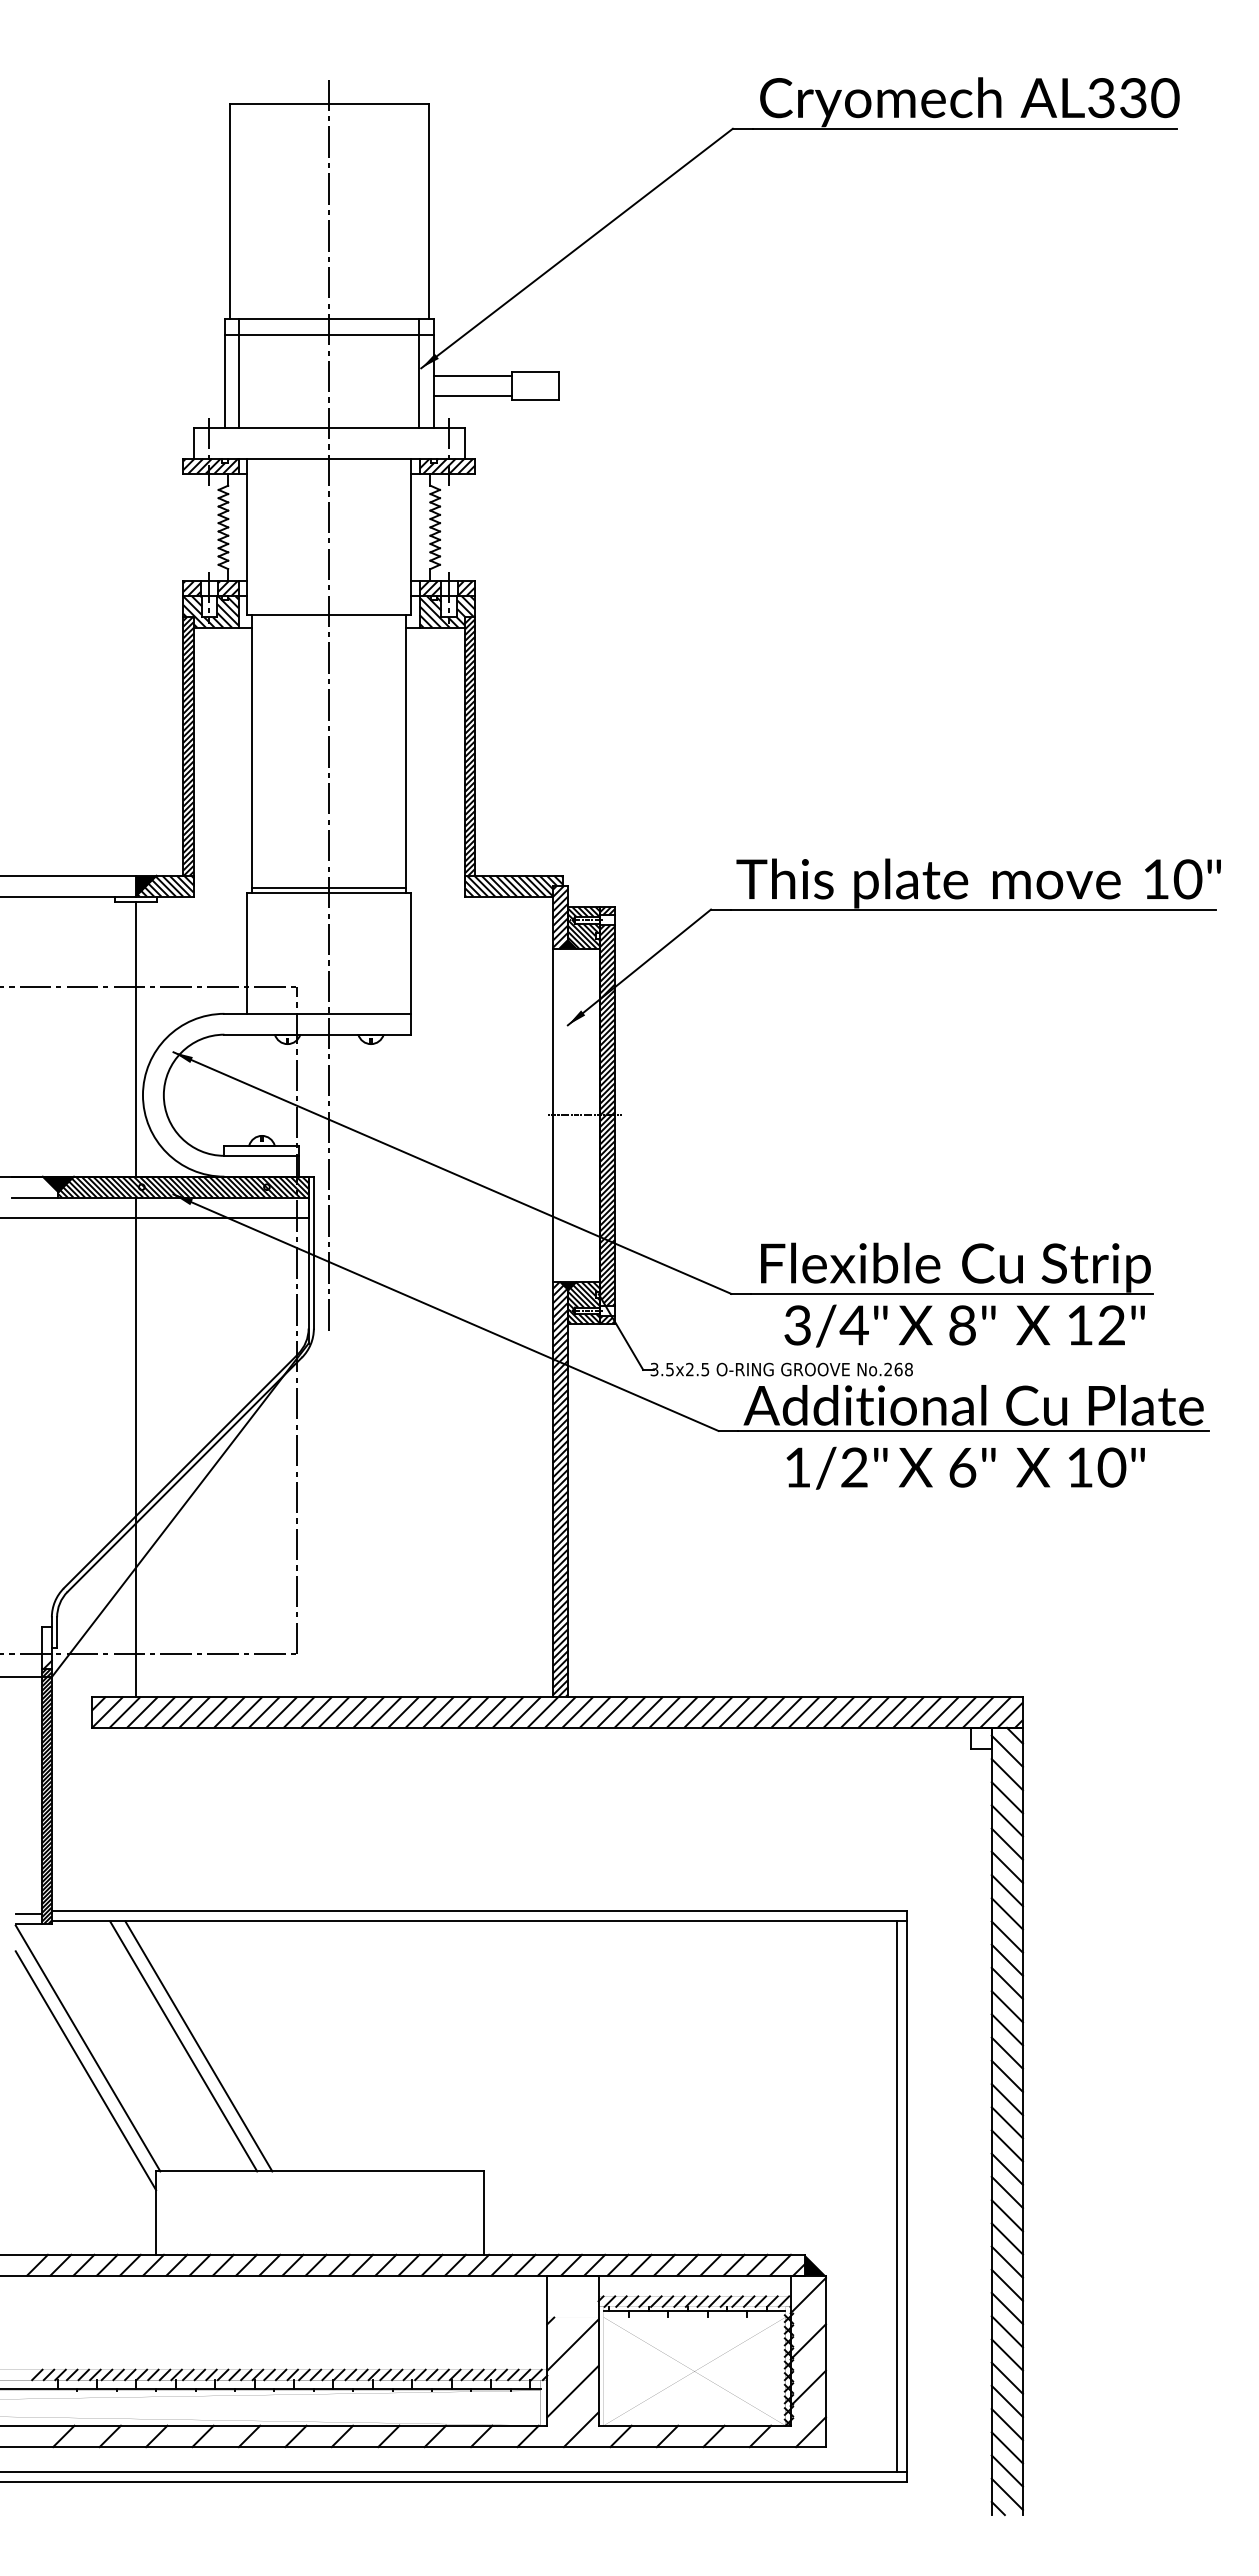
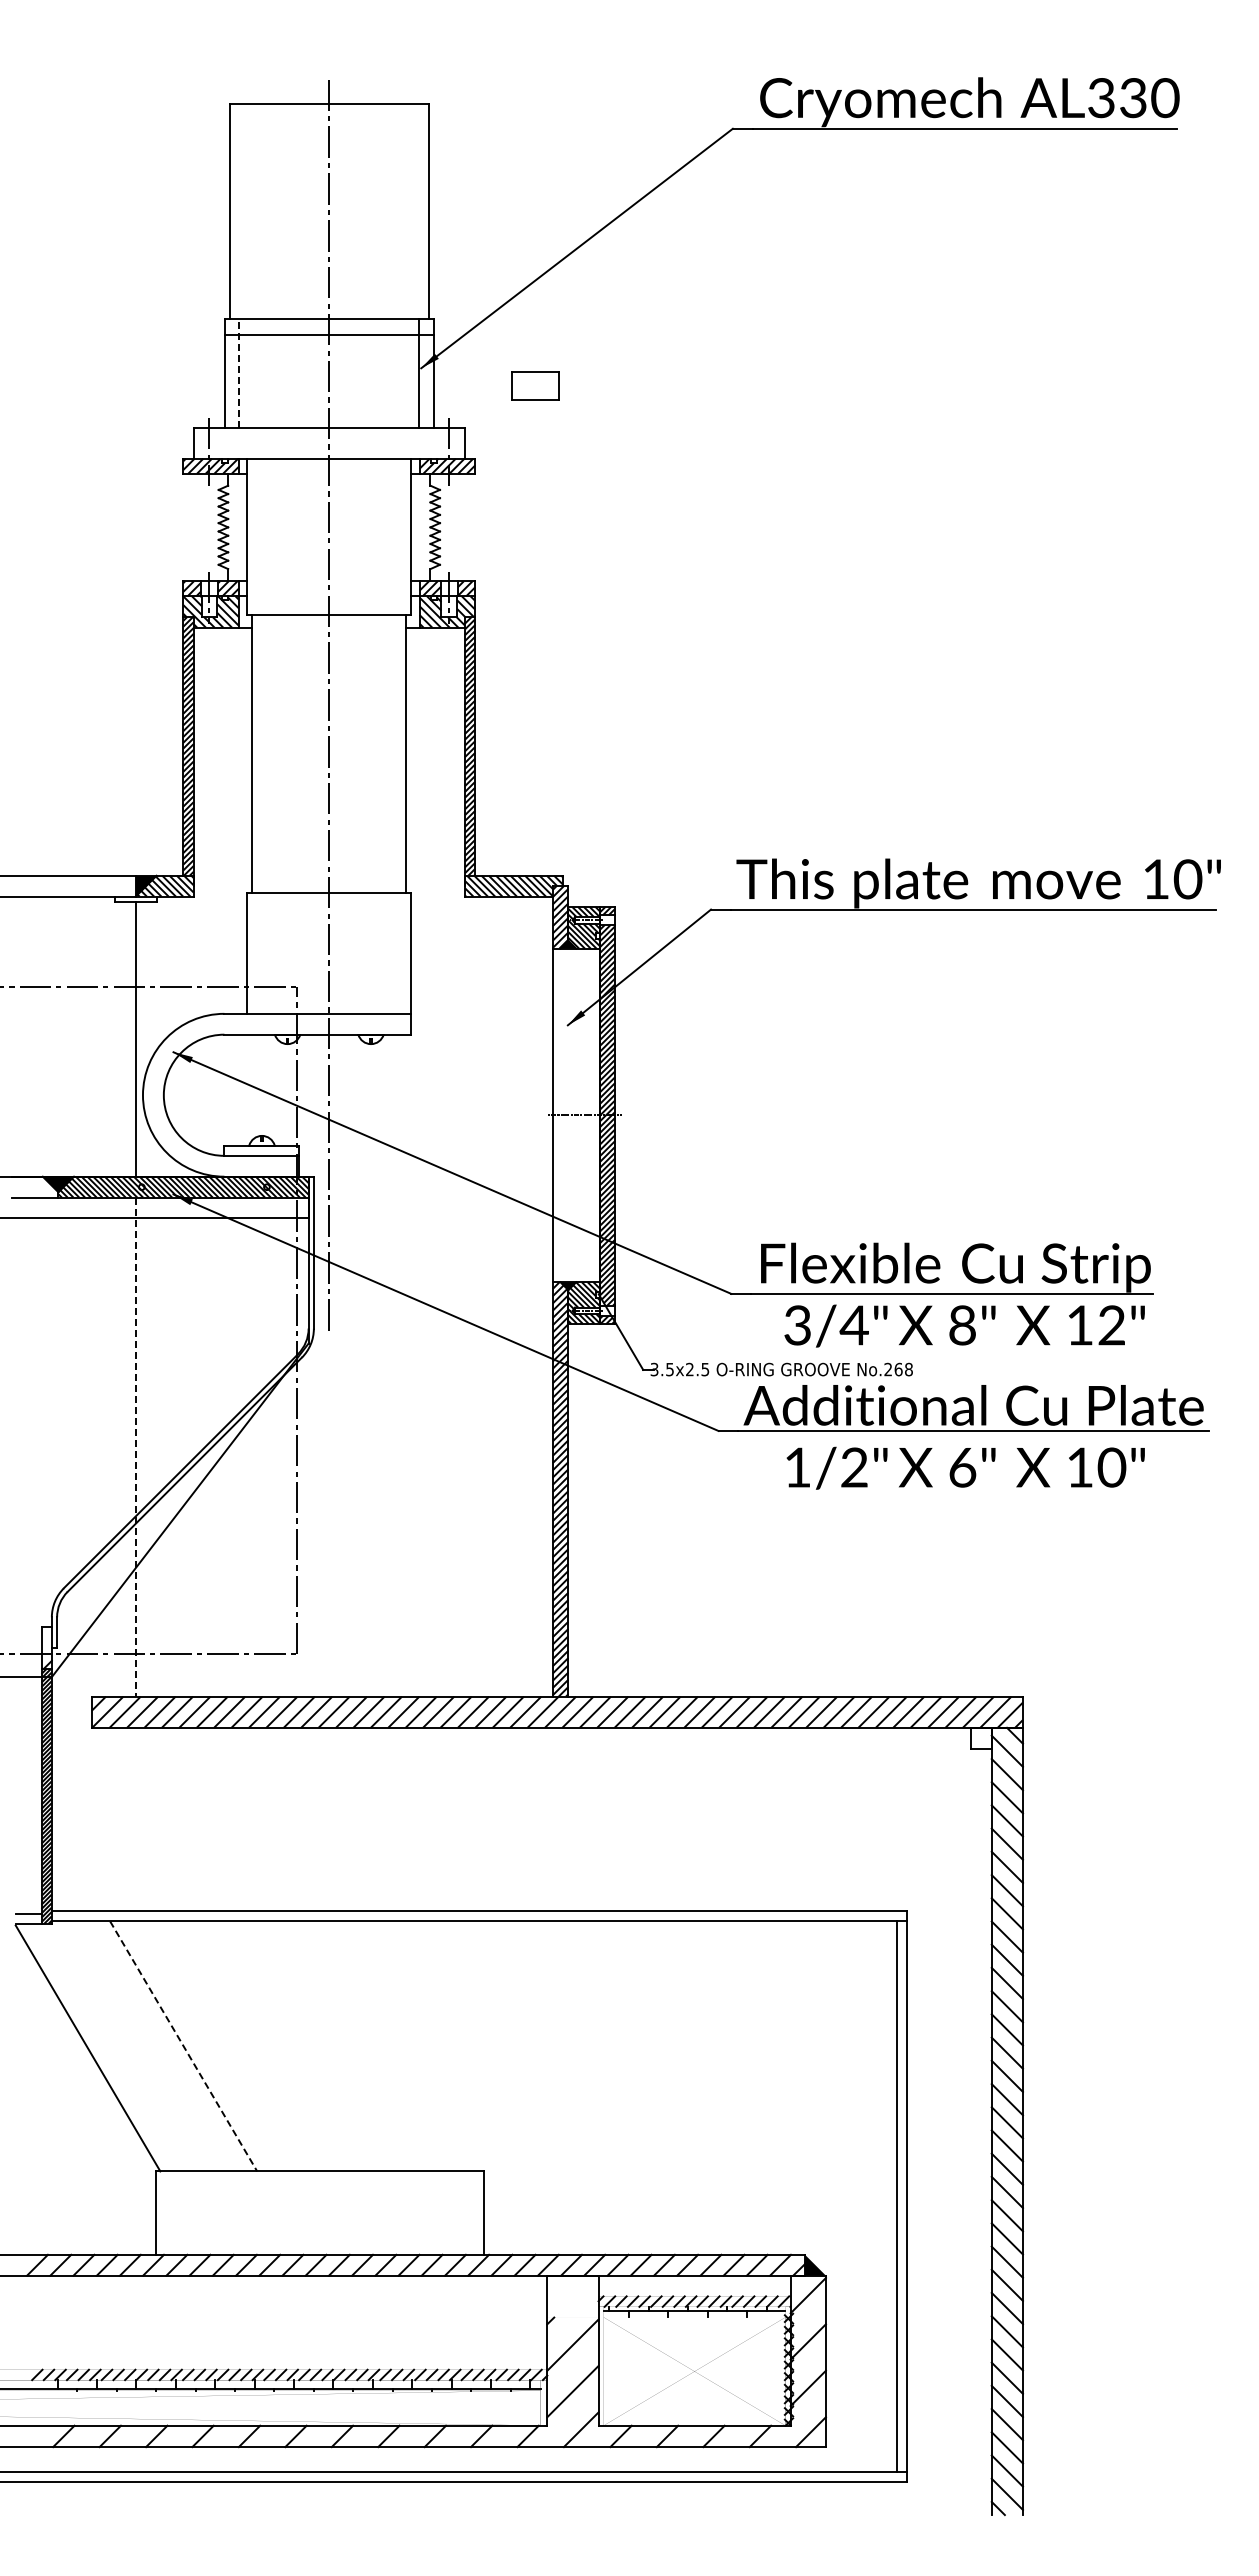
line: solid -> dashed (239, 372)
line: present -> none (472, 376)
line: present -> none (472, 395)
line: present -> none (329, 888)
line: solid -> dashed (135, 1447)
line: solid -> dashed (183, 2046)
line: present -> none (198, 2046)
line: present -> none (85, 2070)
